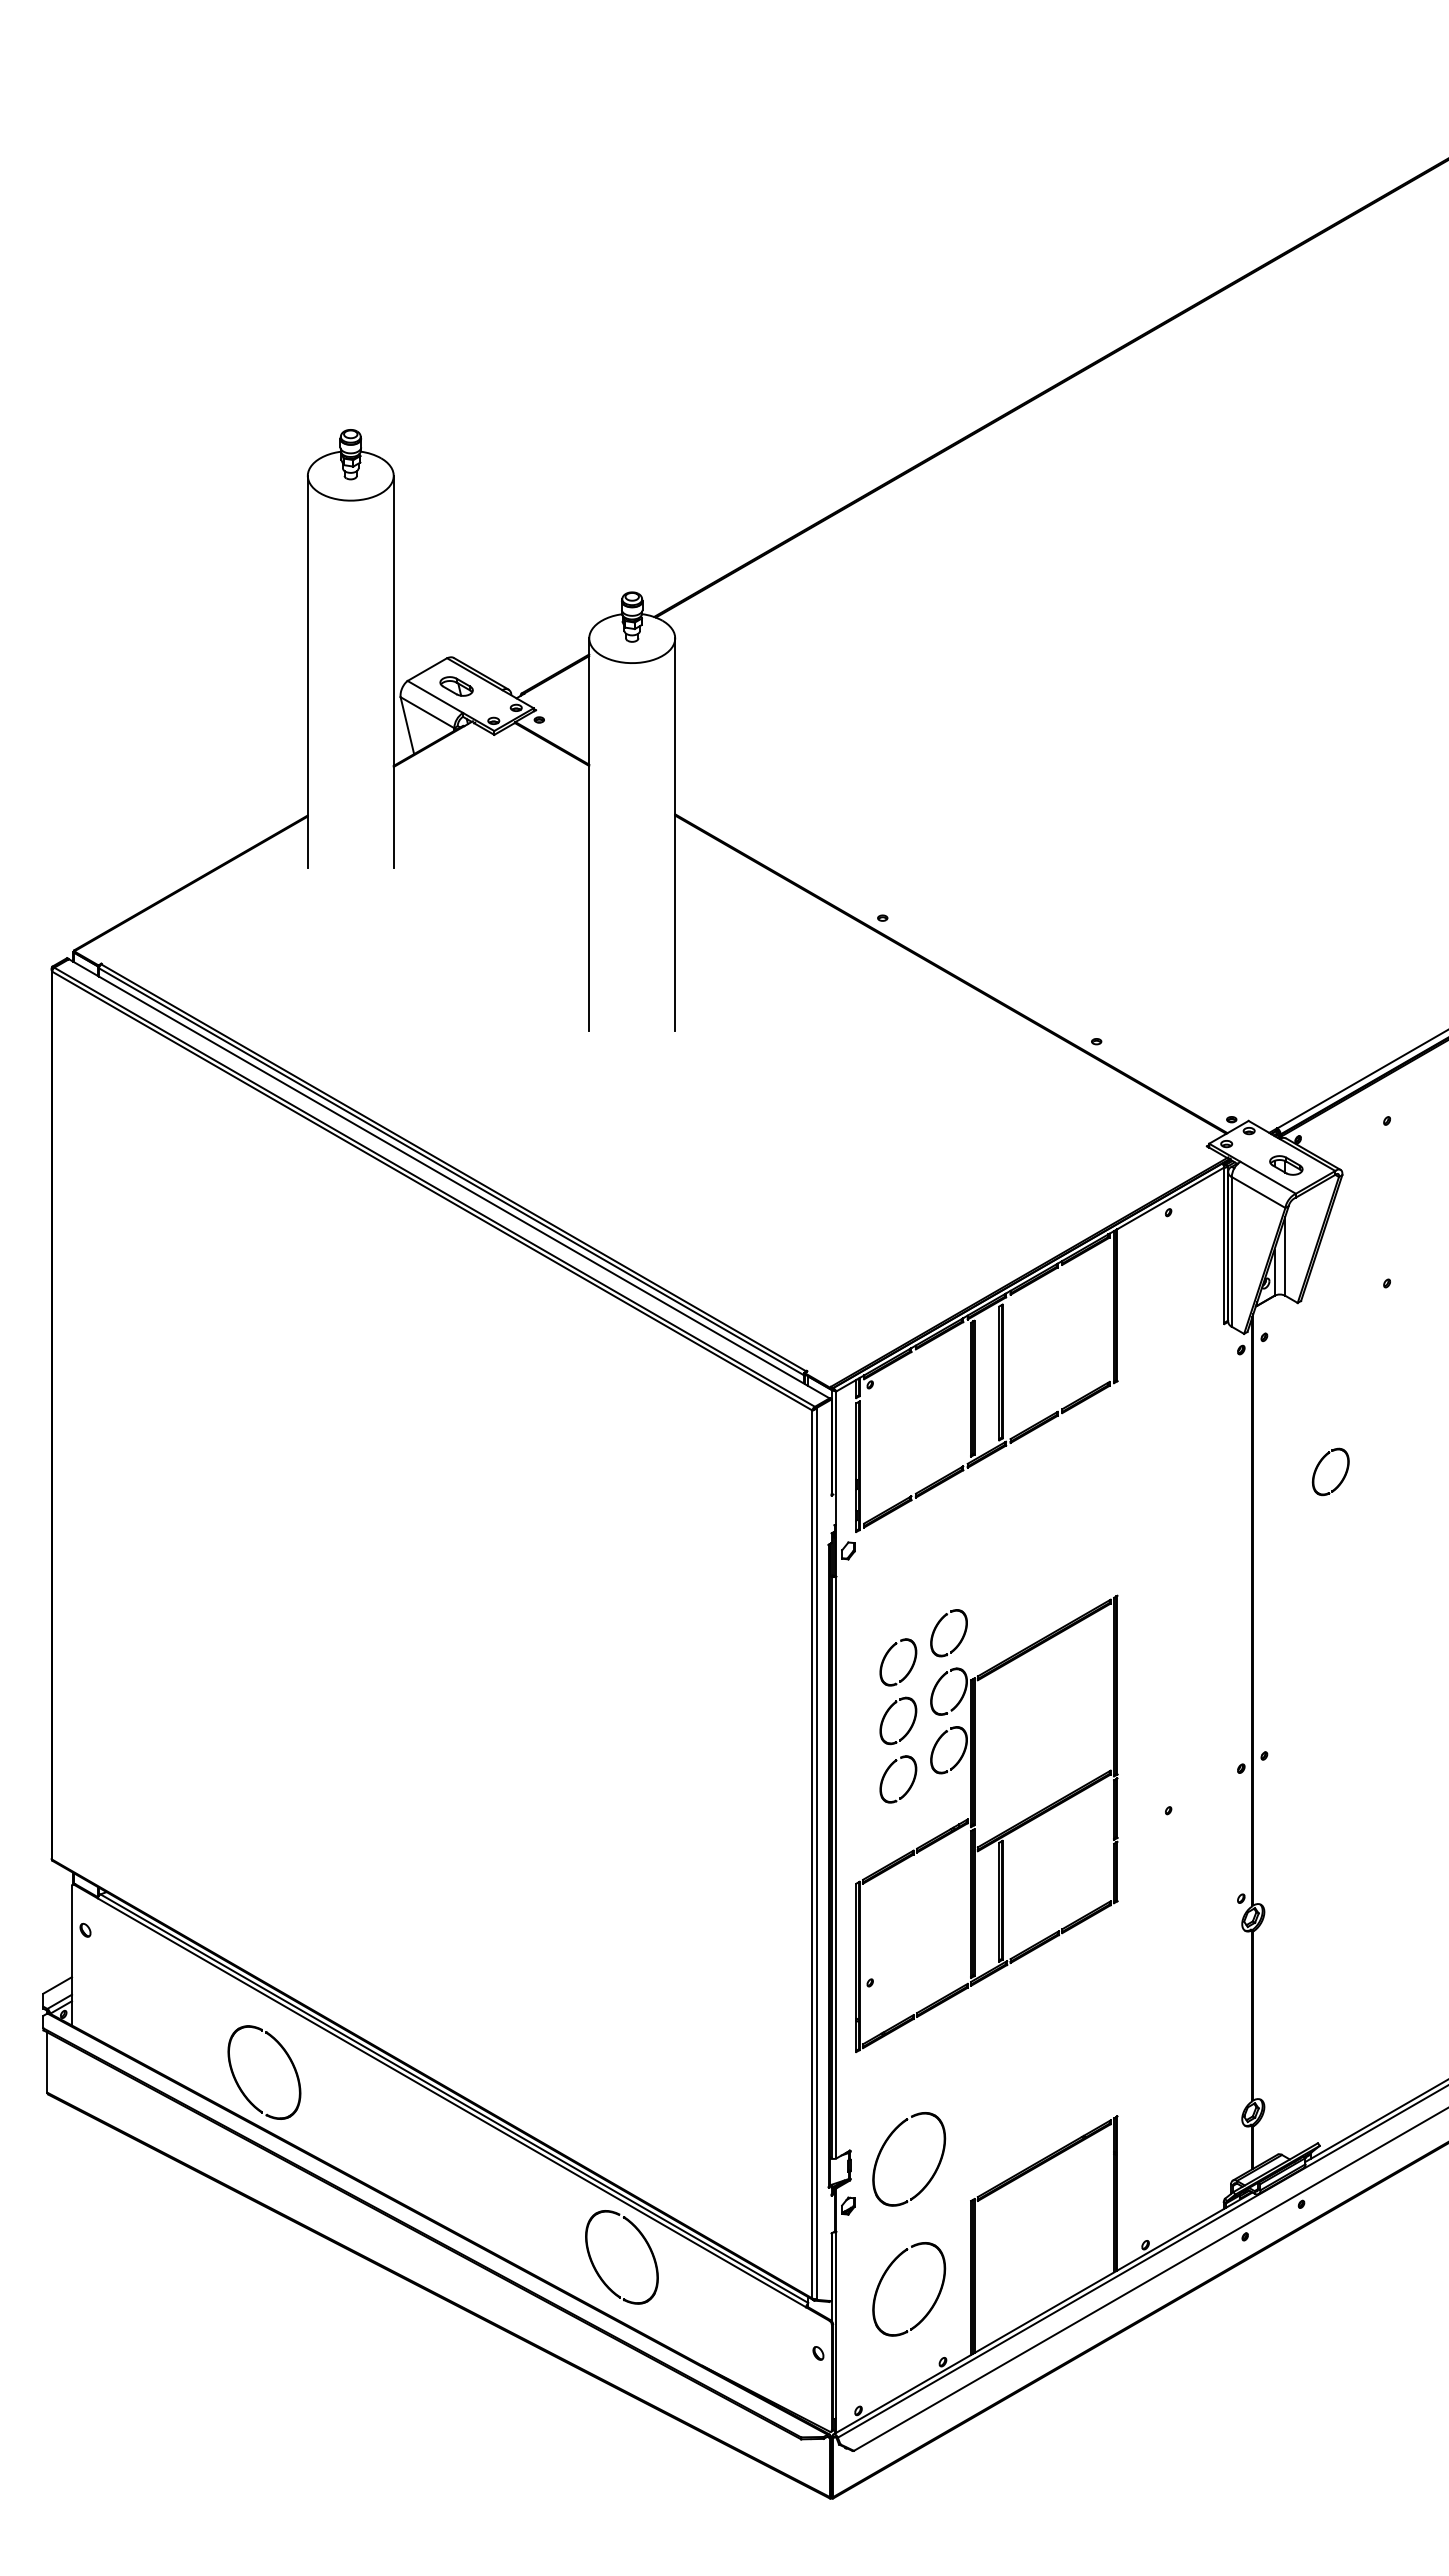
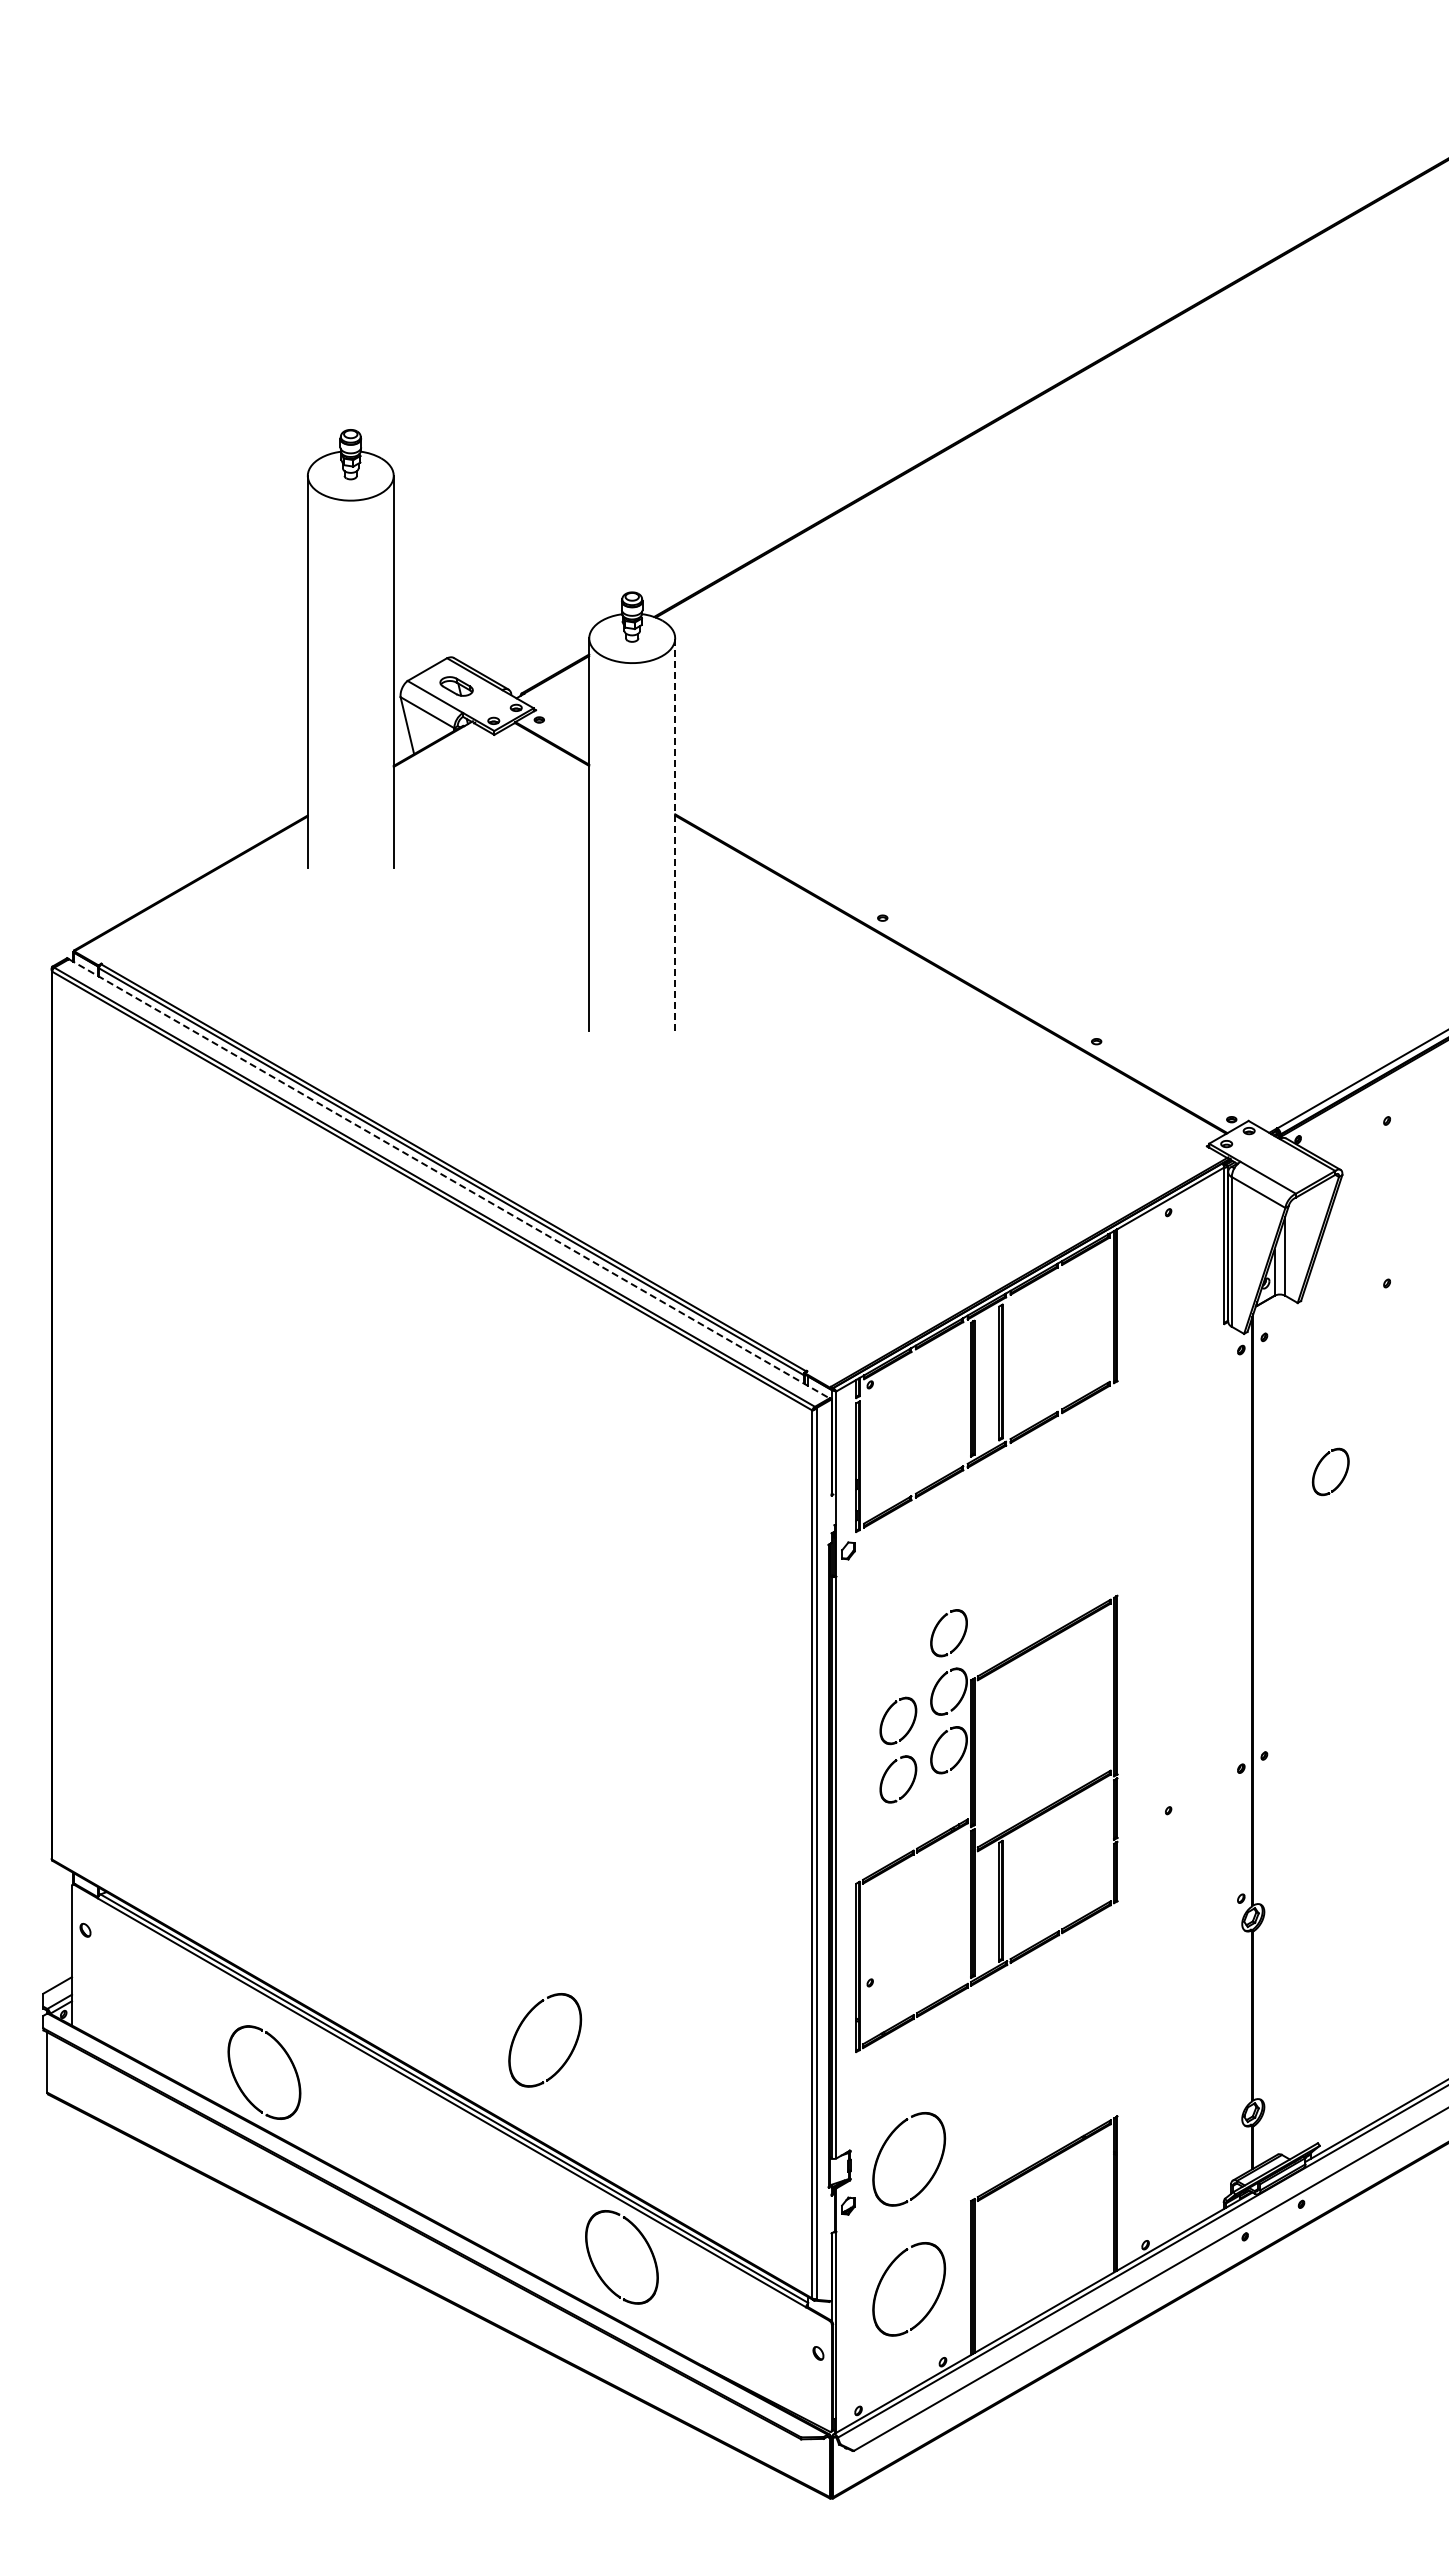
line: solid -> dashed (675, 834)
part: present -> none (1286, 1165)
line: solid -> dashed (449, 1179)
part: present -> none (910, 1667)
part: none -> present (568, 2055)
